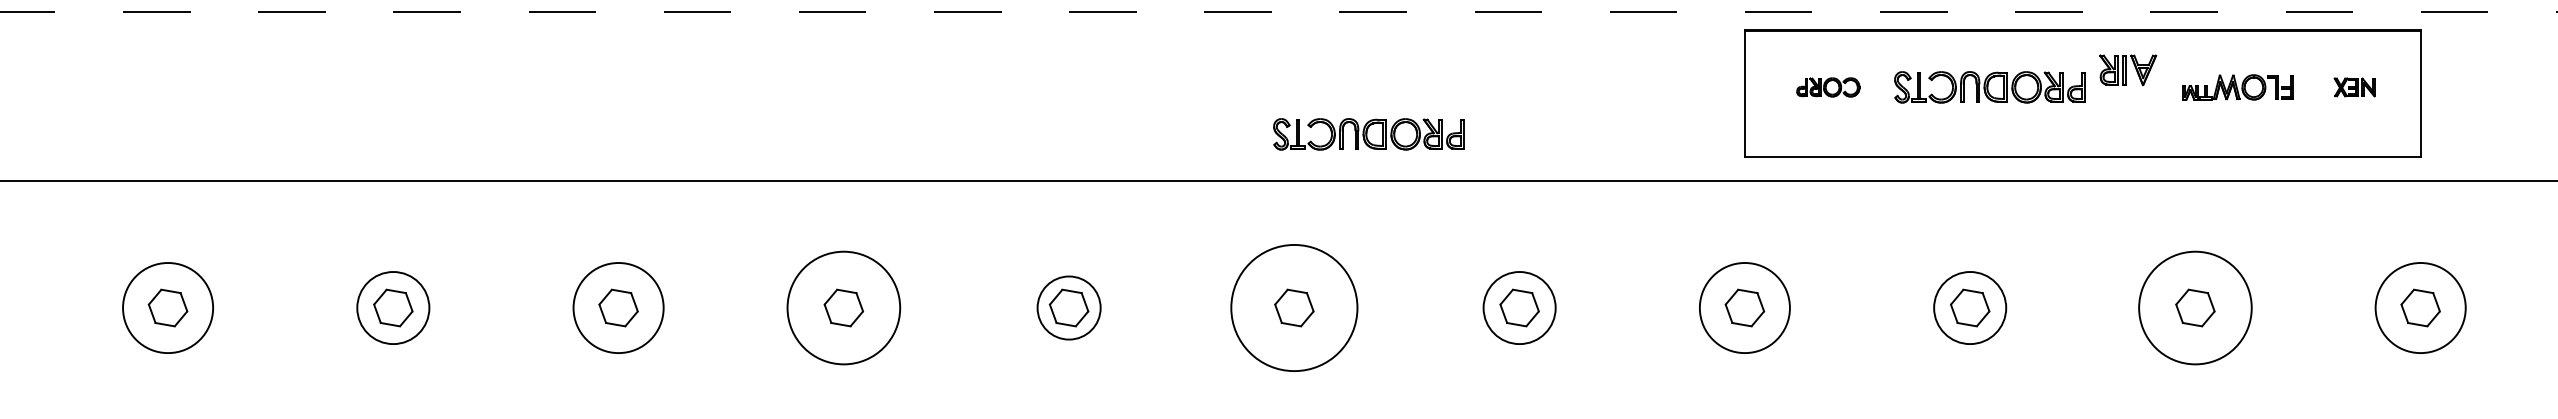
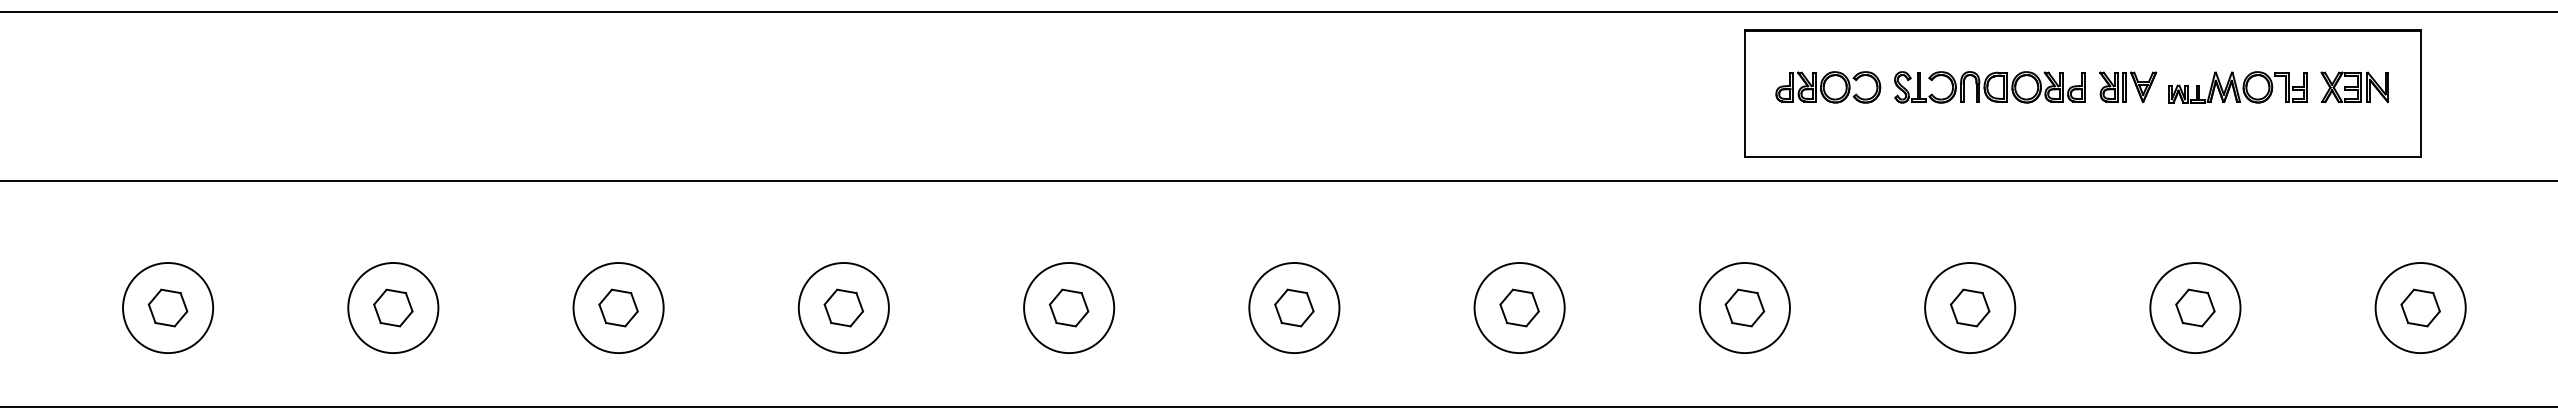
line: dashed -> solid (1279, 12)
part position: (2128, 69) -> (2128, 86) (2128, 86)
part size: 65x21 px -> 107x33 px (1828, 87)
part size: 112x27 px -> 140x33 px (2237, 87)
part size: 43x21 px -> 69x33 px (2354, 87)
part: present -> none (1368, 134)
circle diameter: 113 px -> 90 px (843, 307)
circle diameter: 63 px -> 90 px (1069, 307)
circle diameter: 126 px -> 90 px (1294, 307)
circle diameter: 113 px -> 90 px (2195, 307)
circle diameter: 72 px -> 90 px (393, 307)
circle diameter: 72 px -> 90 px (1519, 307)
circle diameter: 72 px -> 90 px (1970, 307)
line: none -> present (1278, 406)
